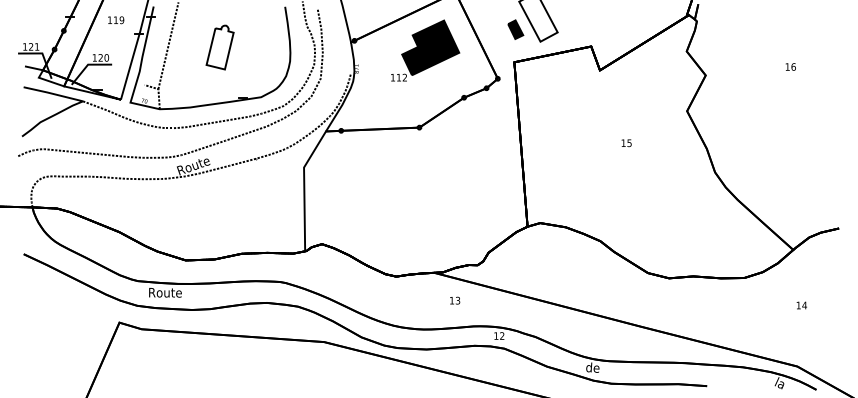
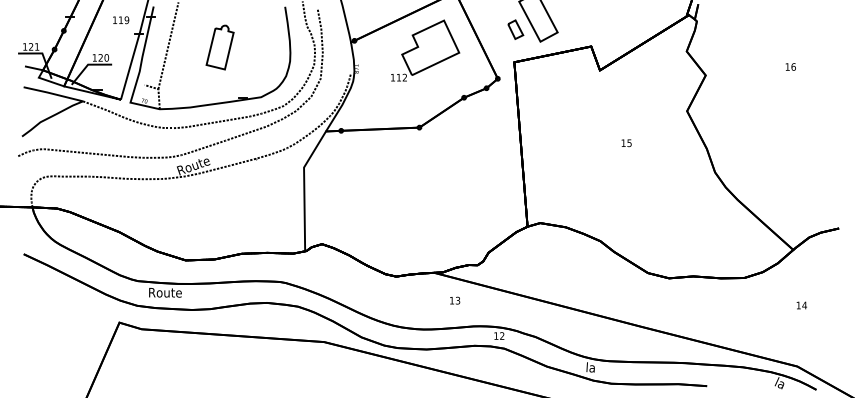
text position: (116, 20) -> (121, 20) (121, 20)
fill: present -> none (515, 29)
fill: present -> none (430, 47)
text: de -> la (592, 367)
